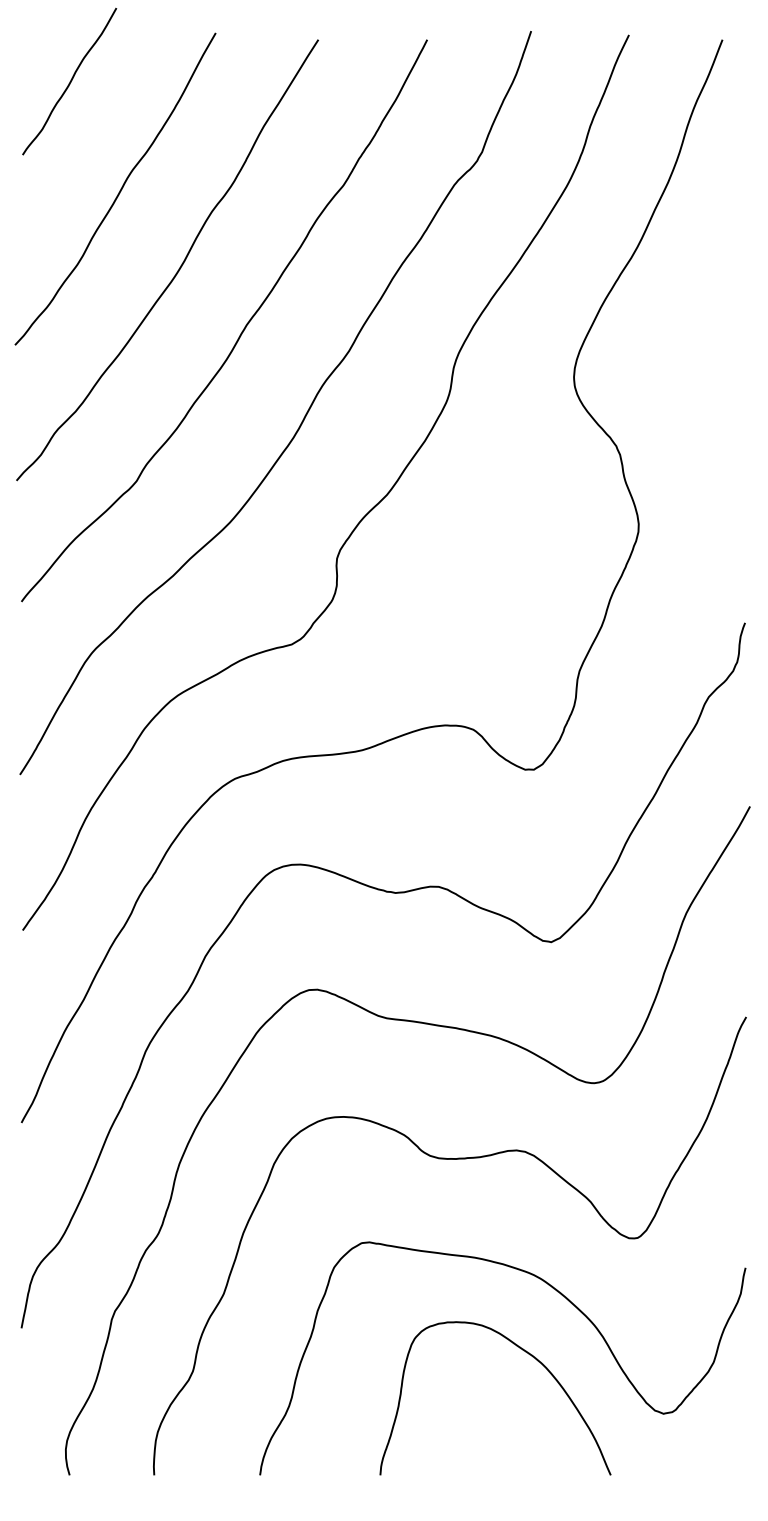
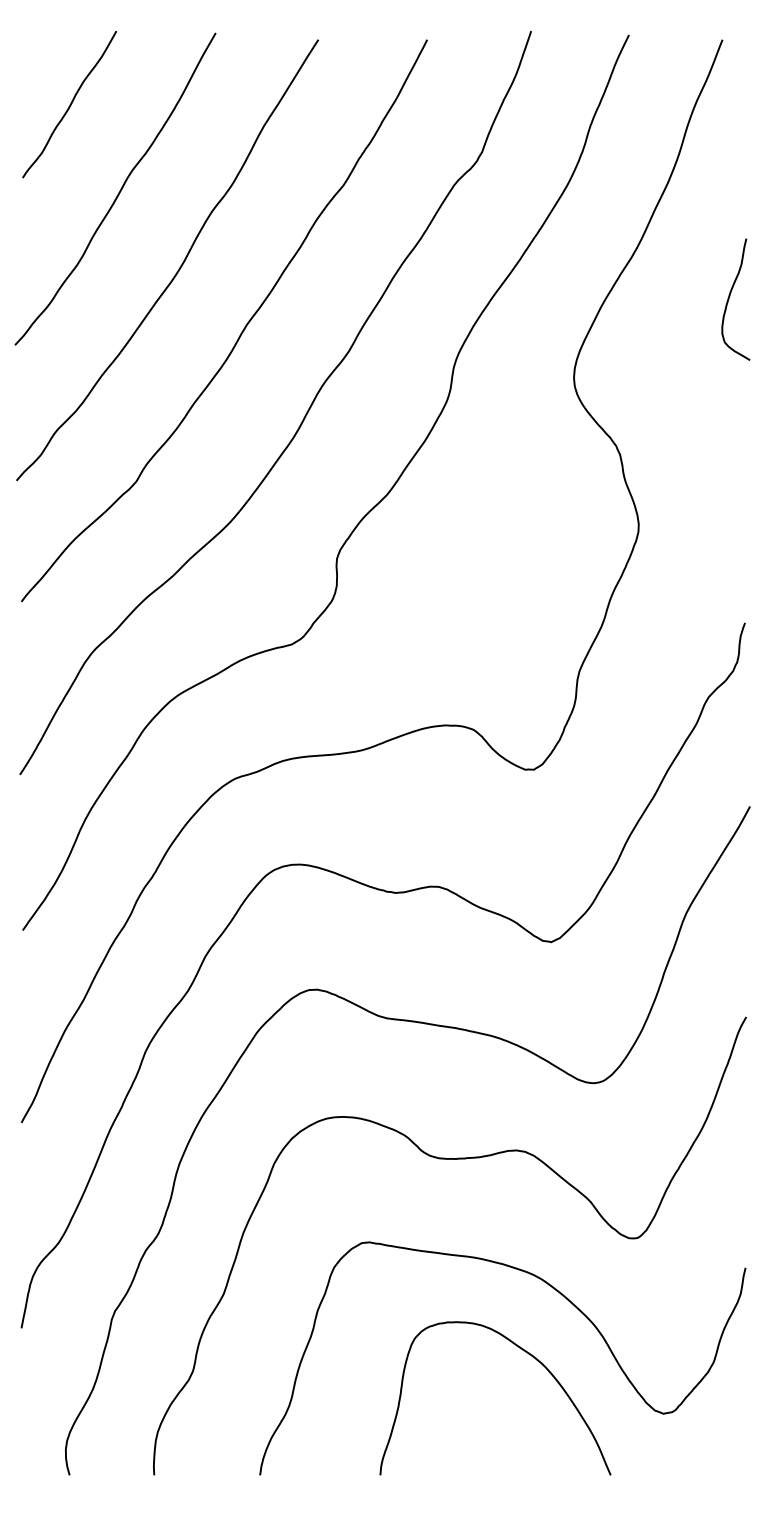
curve position: (69, 81) -> (69, 104) (69, 104)
curve: none -> present (730, 296)
